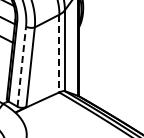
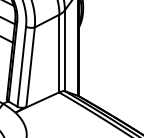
line: dashed -> solid (59, 53)
line: dashed -> solid (21, 66)
